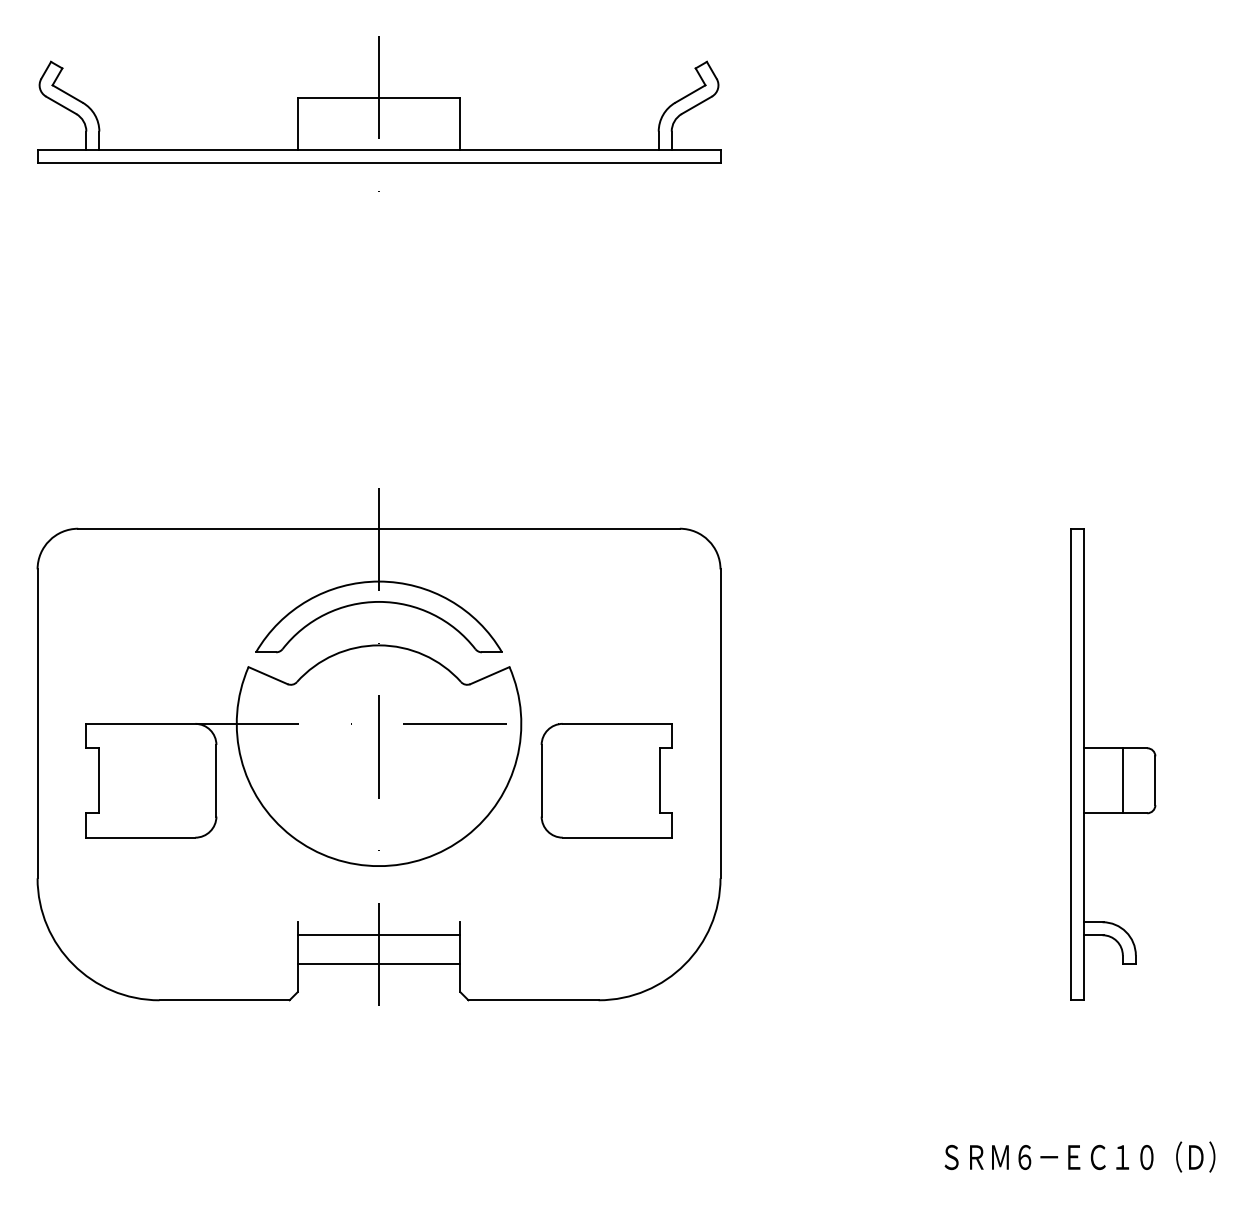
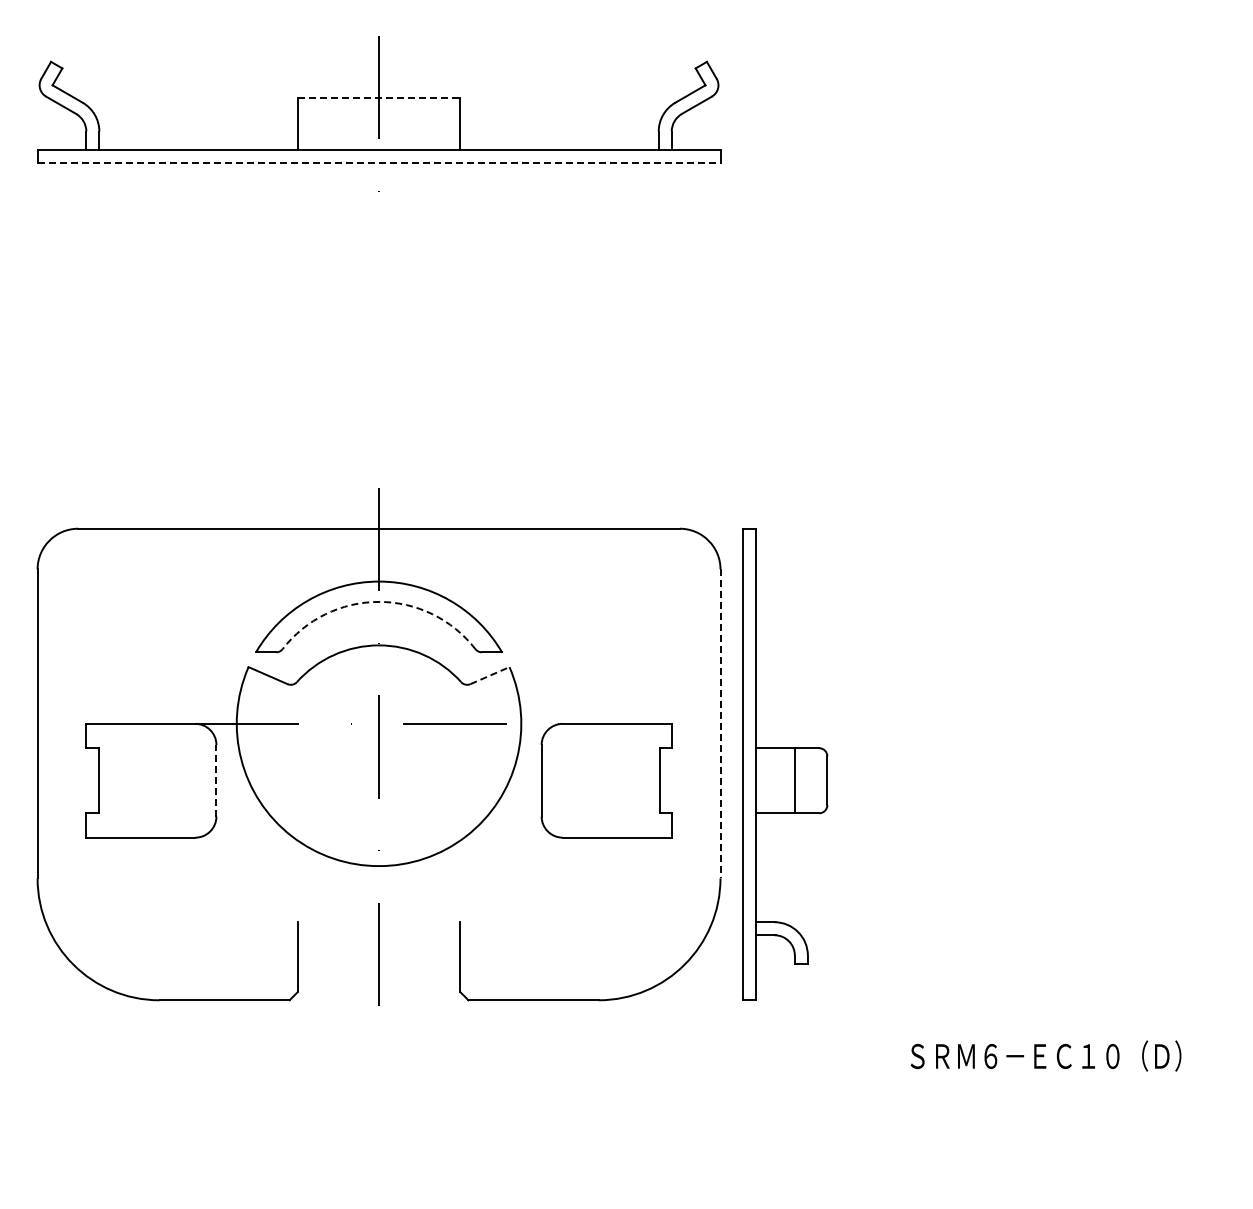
line: solid -> dashed (379, 97)
line: solid -> dashed (379, 162)
arc: solid -> dashed (379, 601)
line: solid -> dashed (490, 675)
line: solid -> dashed (720, 724)
part position: (1113, 764) -> (785, 764) (785, 764)
line: solid -> dashed (216, 780)
line: present -> none (378, 935)
line: present -> none (378, 963)
text position: (1079, 1156) -> (1045, 1055) (1045, 1055)
